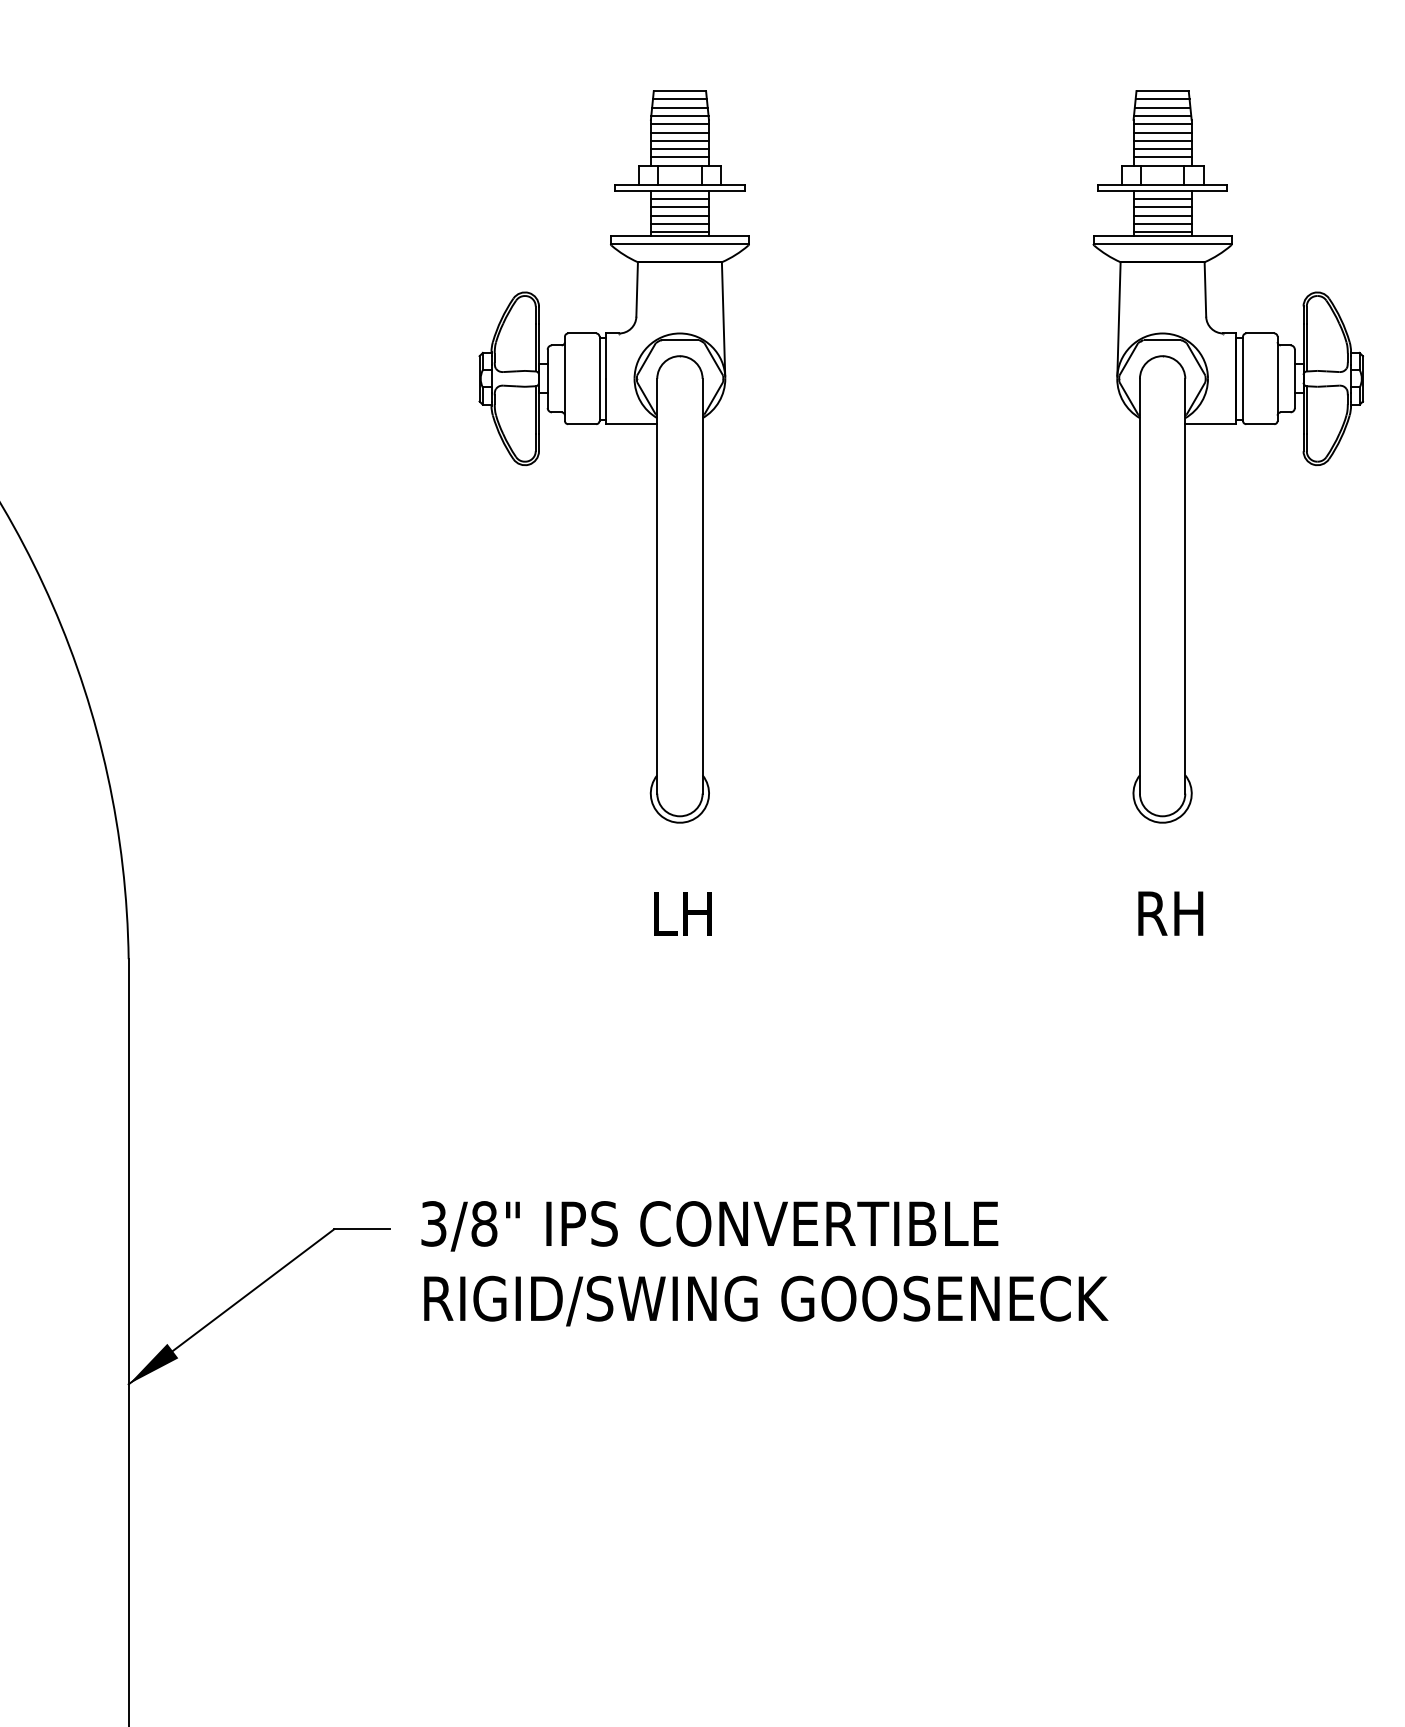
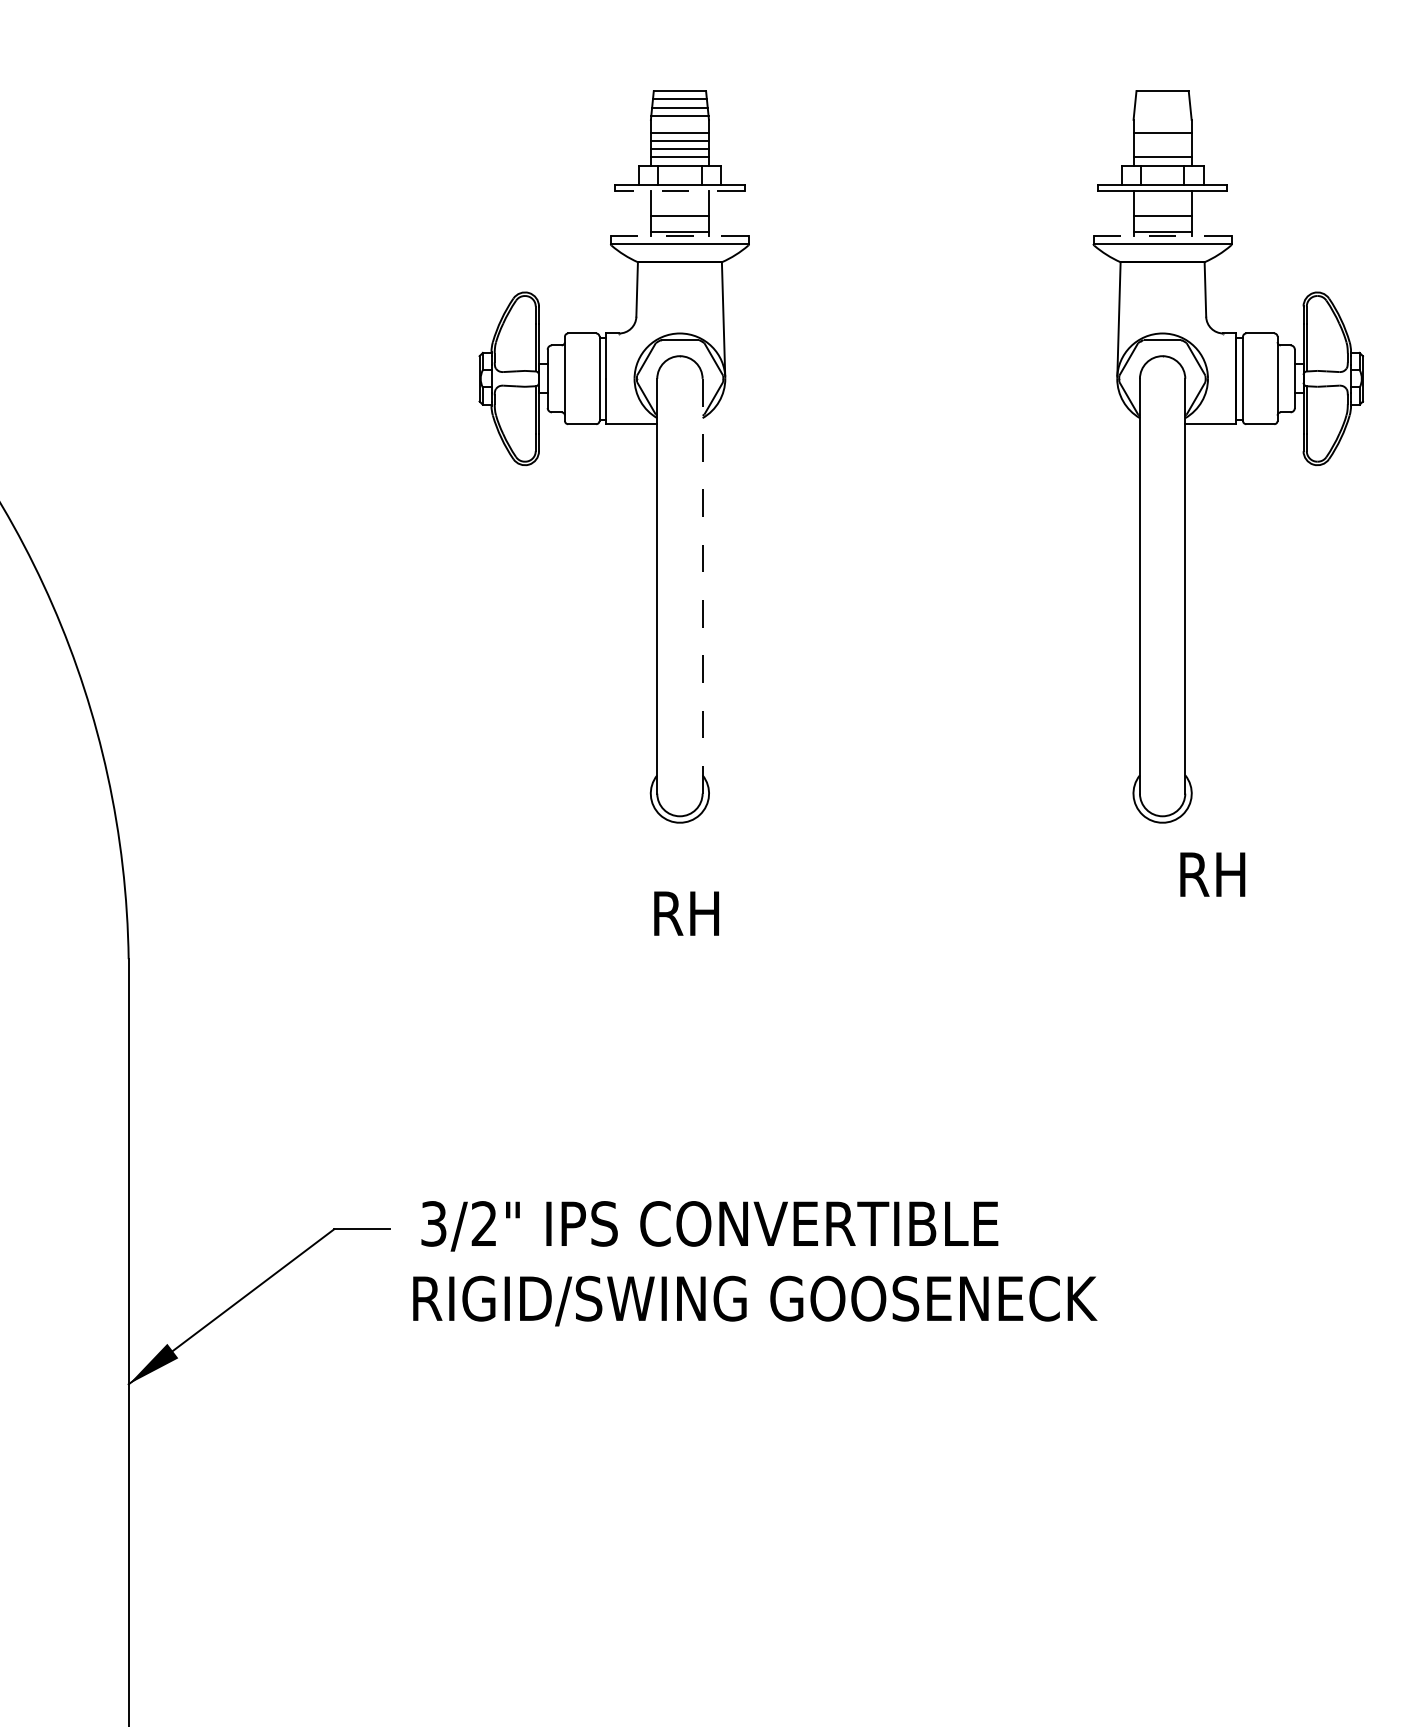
line: present -> none (1162, 99)
line: present -> none (1162, 107)
line: present -> none (1162, 116)
line: present -> none (679, 124)
line: present -> none (1162, 124)
line: present -> none (1162, 140)
line: present -> none (1162, 149)
line: solid -> dashed (679, 190)
line: present -> none (679, 198)
line: present -> none (1162, 198)
line: present -> none (679, 207)
line: present -> none (1162, 207)
line: present -> none (679, 223)
line: present -> none (1162, 223)
line: solid -> dashed (679, 236)
line: solid -> dashed (1163, 236)
line: solid -> dashed (702, 586)
text: LH -> RH (686, 913)
text position: (1170, 913) -> (1212, 874) (1212, 874)
text: 3/8" -> 3/2" (484, 1223)
text position: (766, 1300) -> (755, 1300) (755, 1300)
